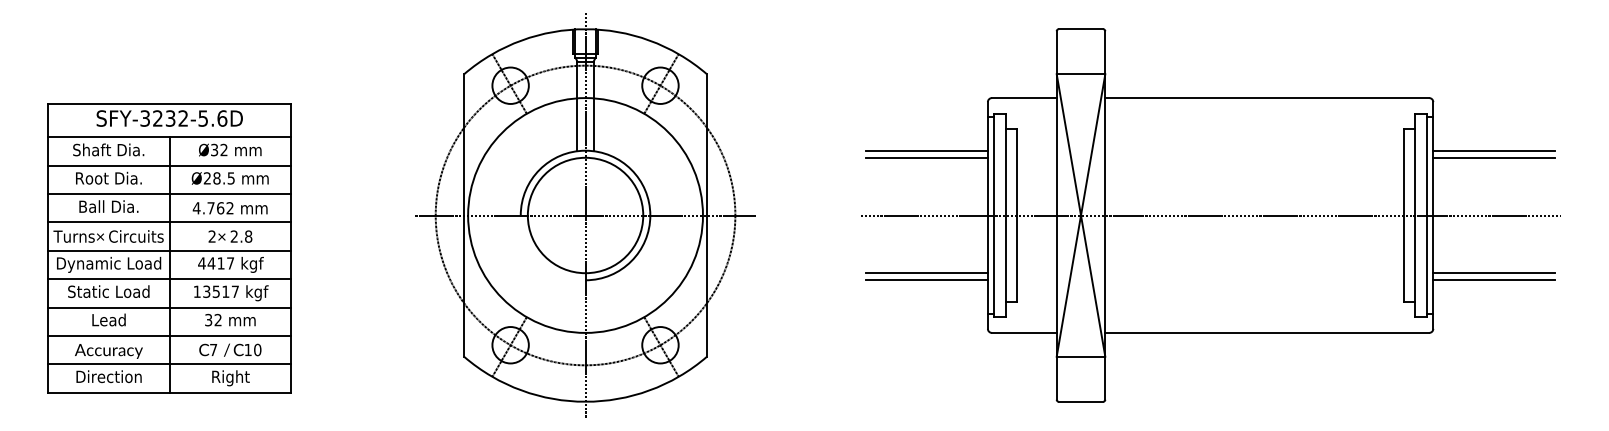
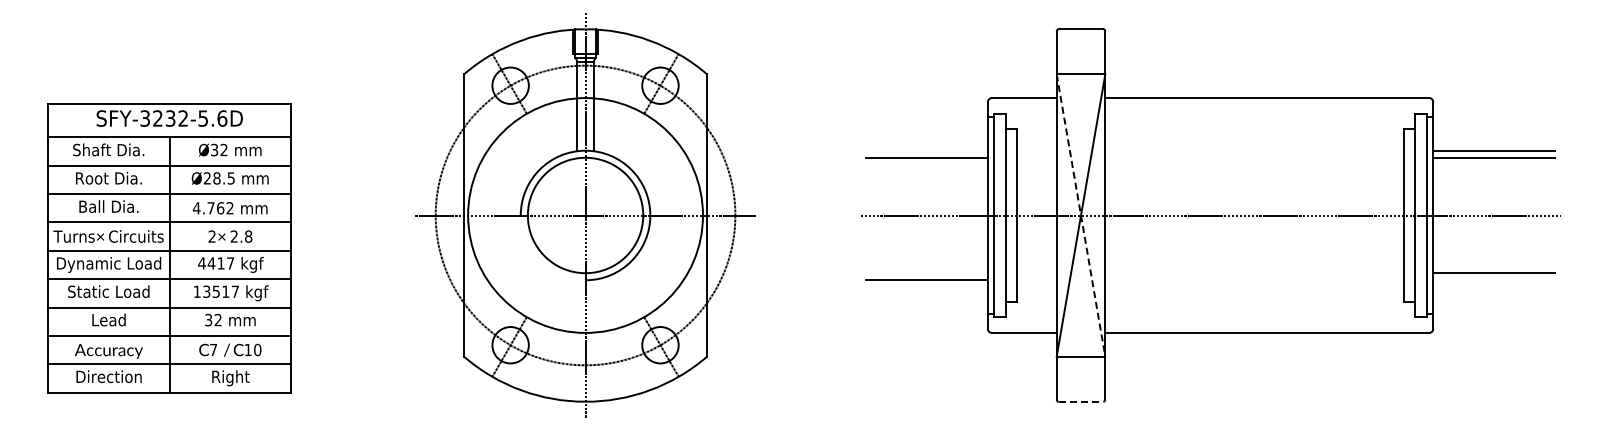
line: present -> none (926, 150)
line: solid -> dashed (1081, 215)
line: present -> none (926, 273)
line: present -> none (1493, 280)
line: solid -> dashed (1081, 401)
